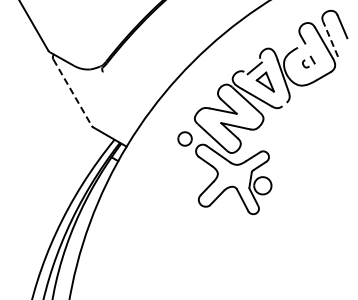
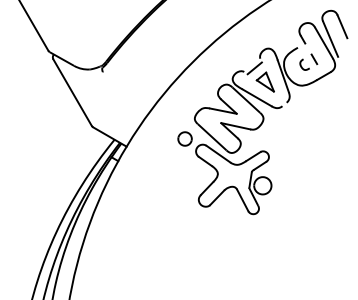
line: dashed -> solid (330, 38)
part size: 14x14 px -> 20x18 px (308, 61)
line: dashed -> solid (72, 93)
